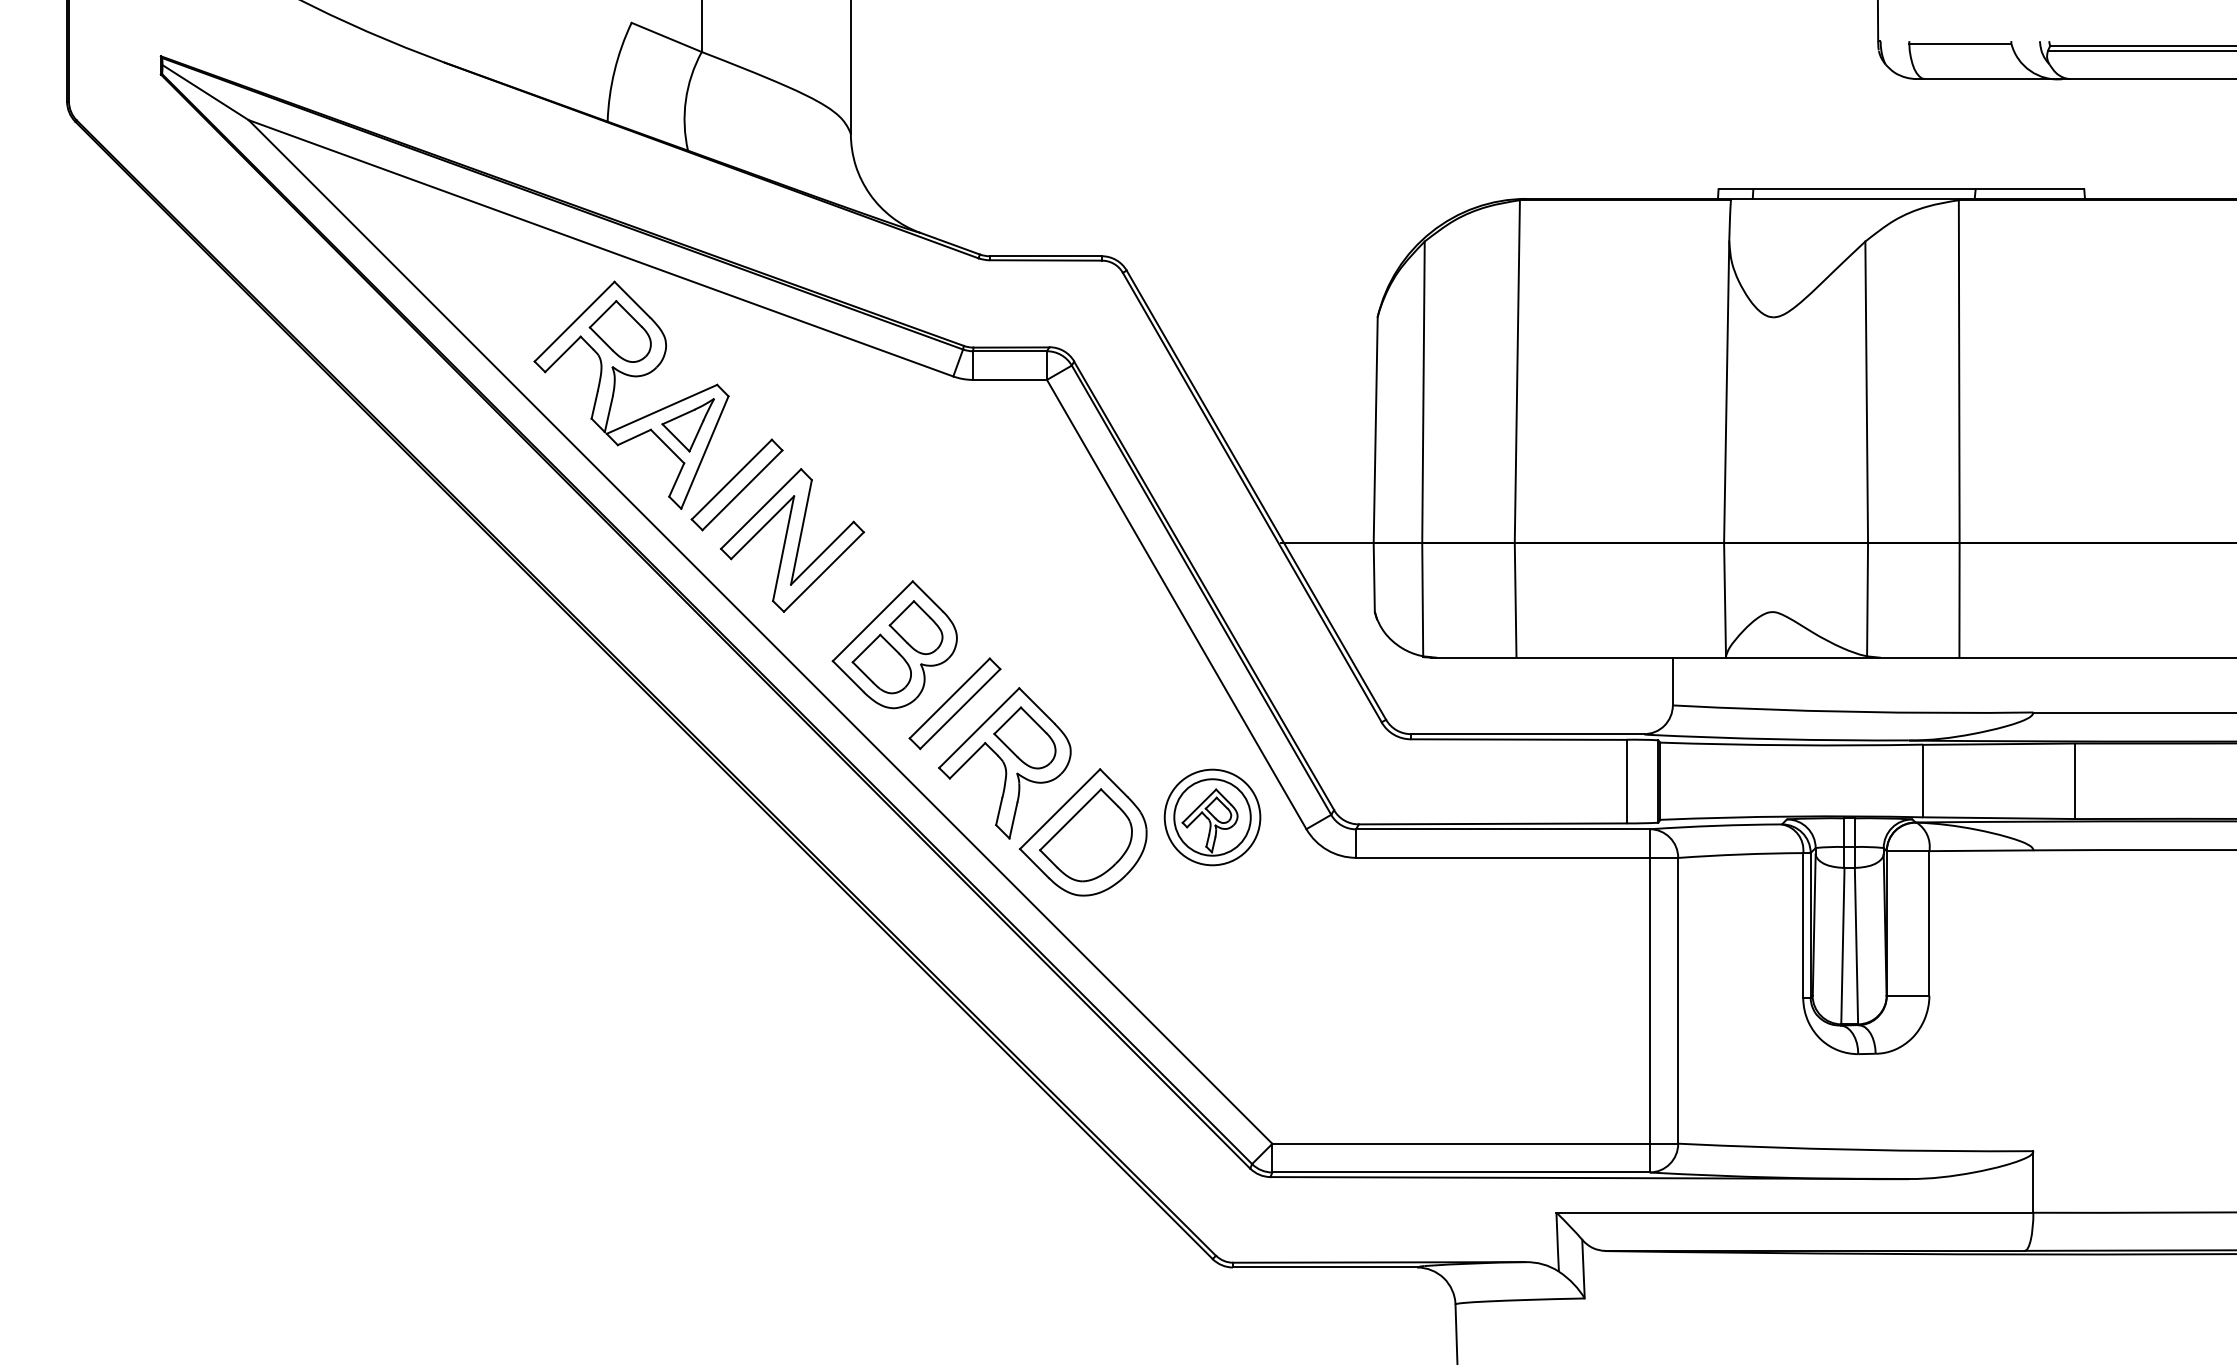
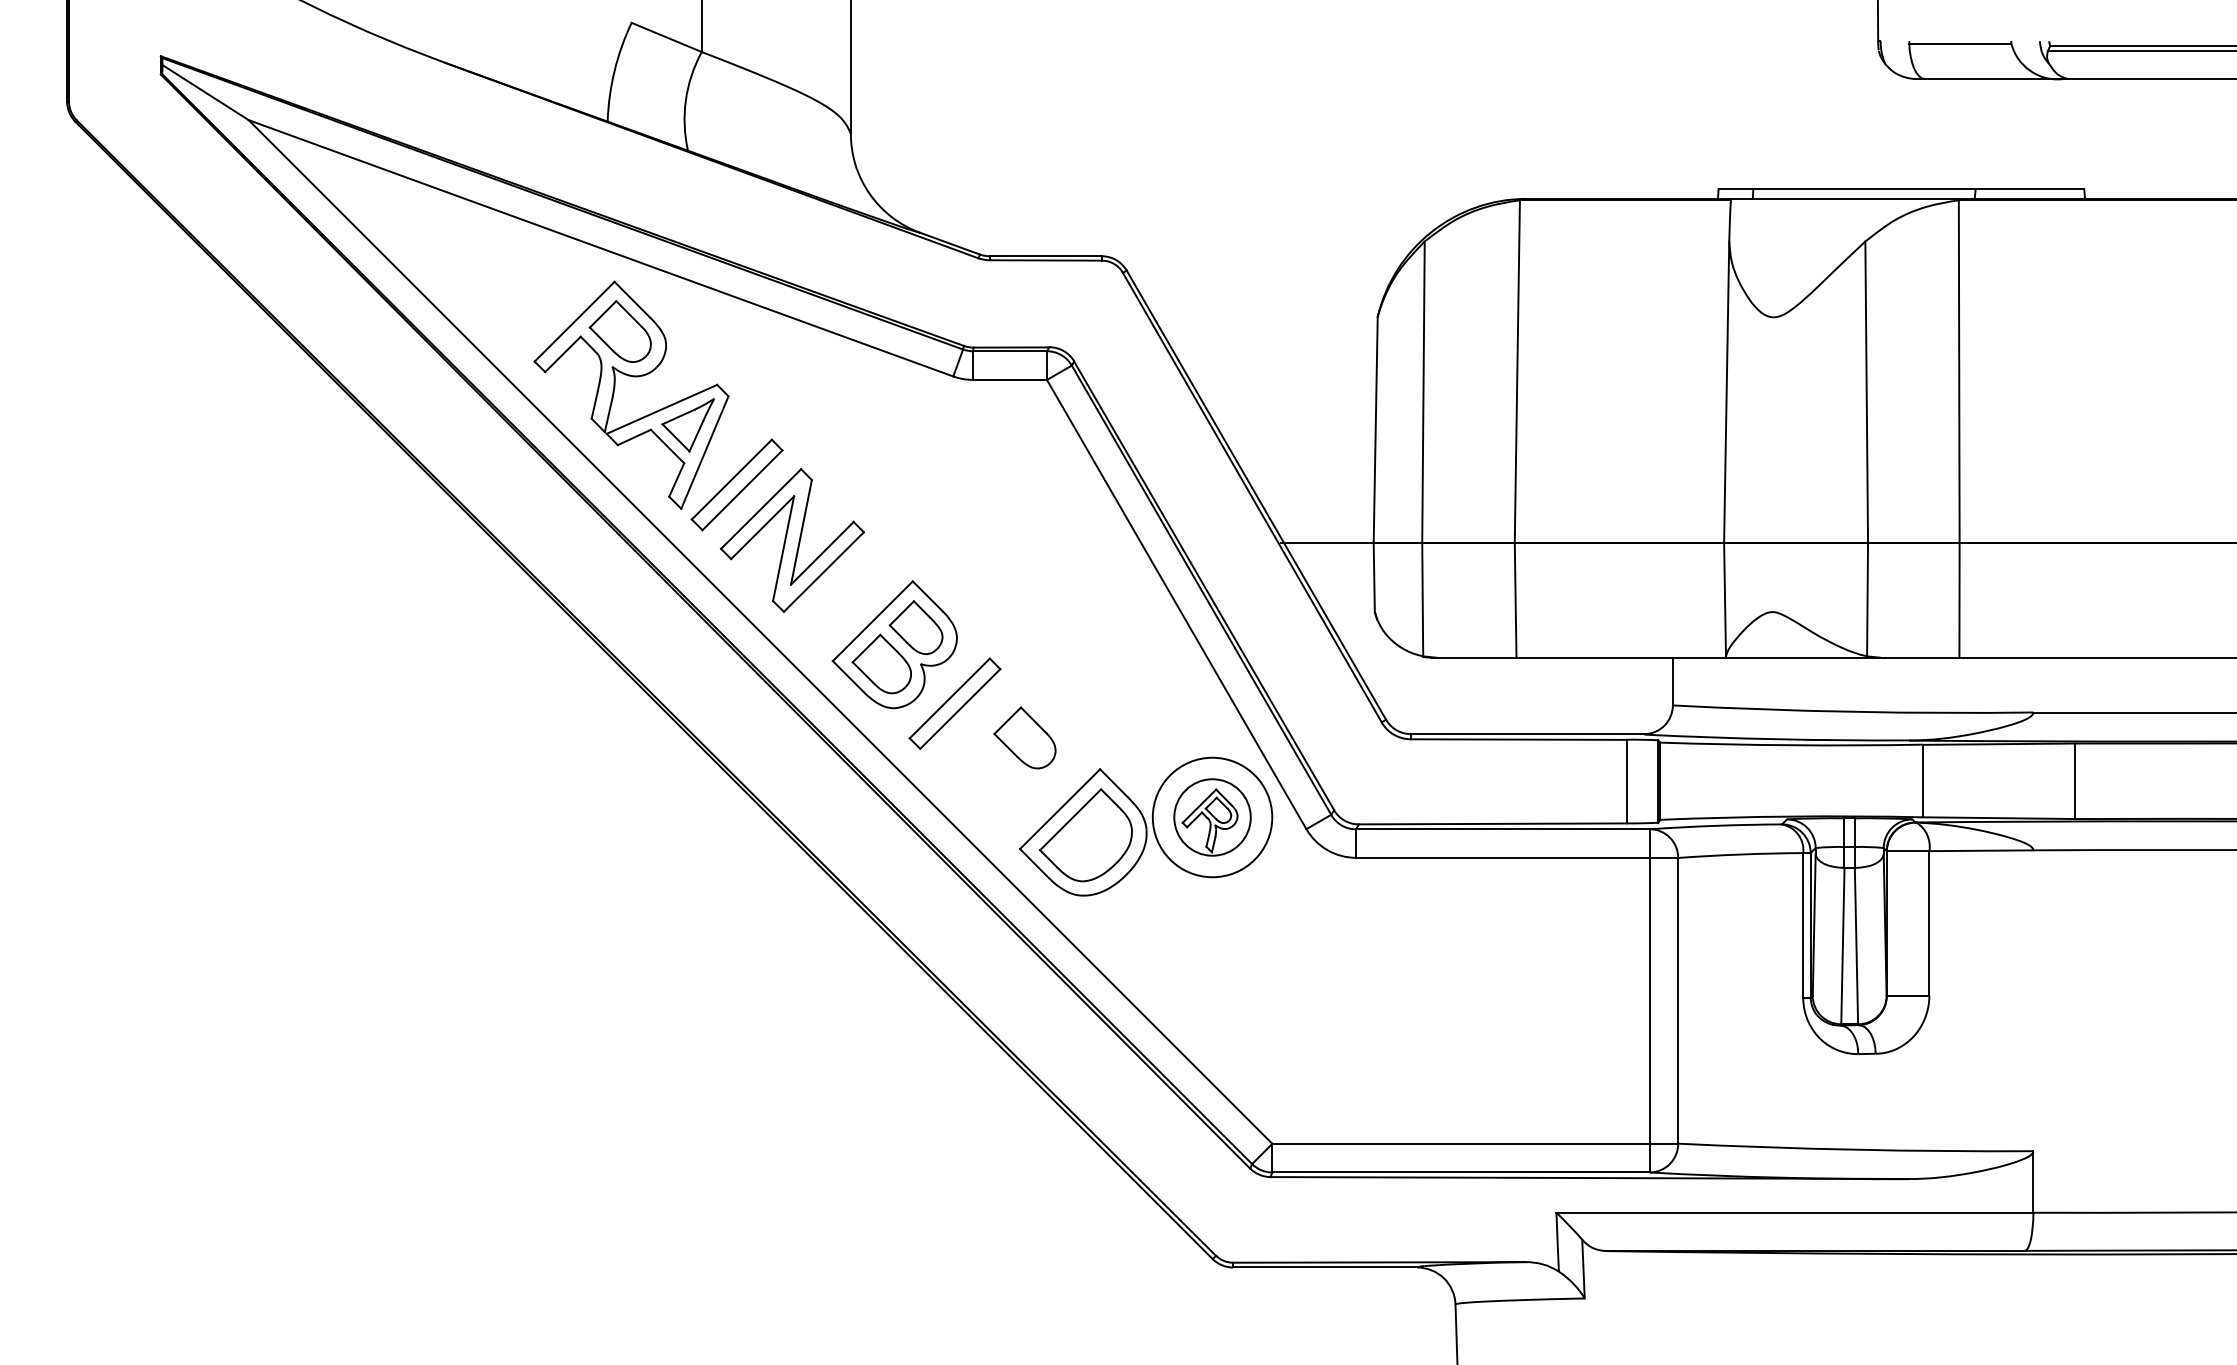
part: present -> none (1004, 763)
circle diameter: 96 px -> 119 px (1212, 817)
